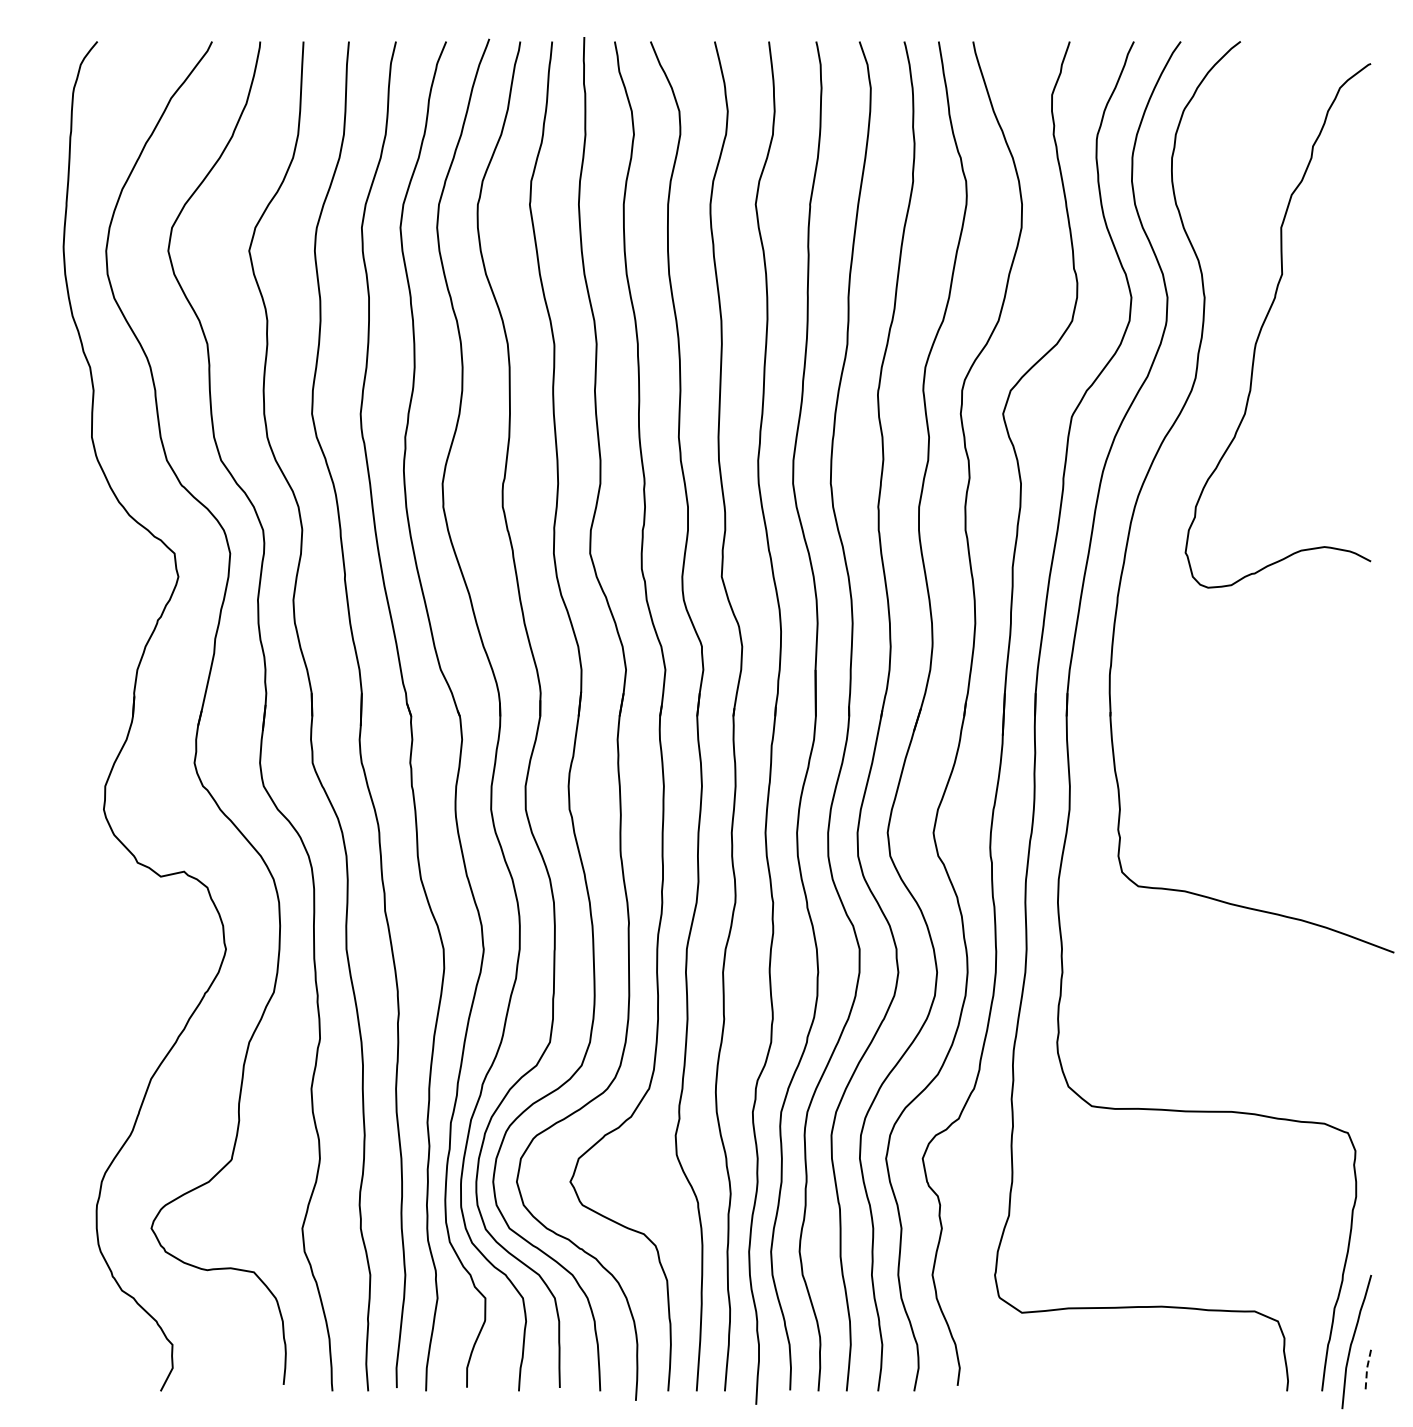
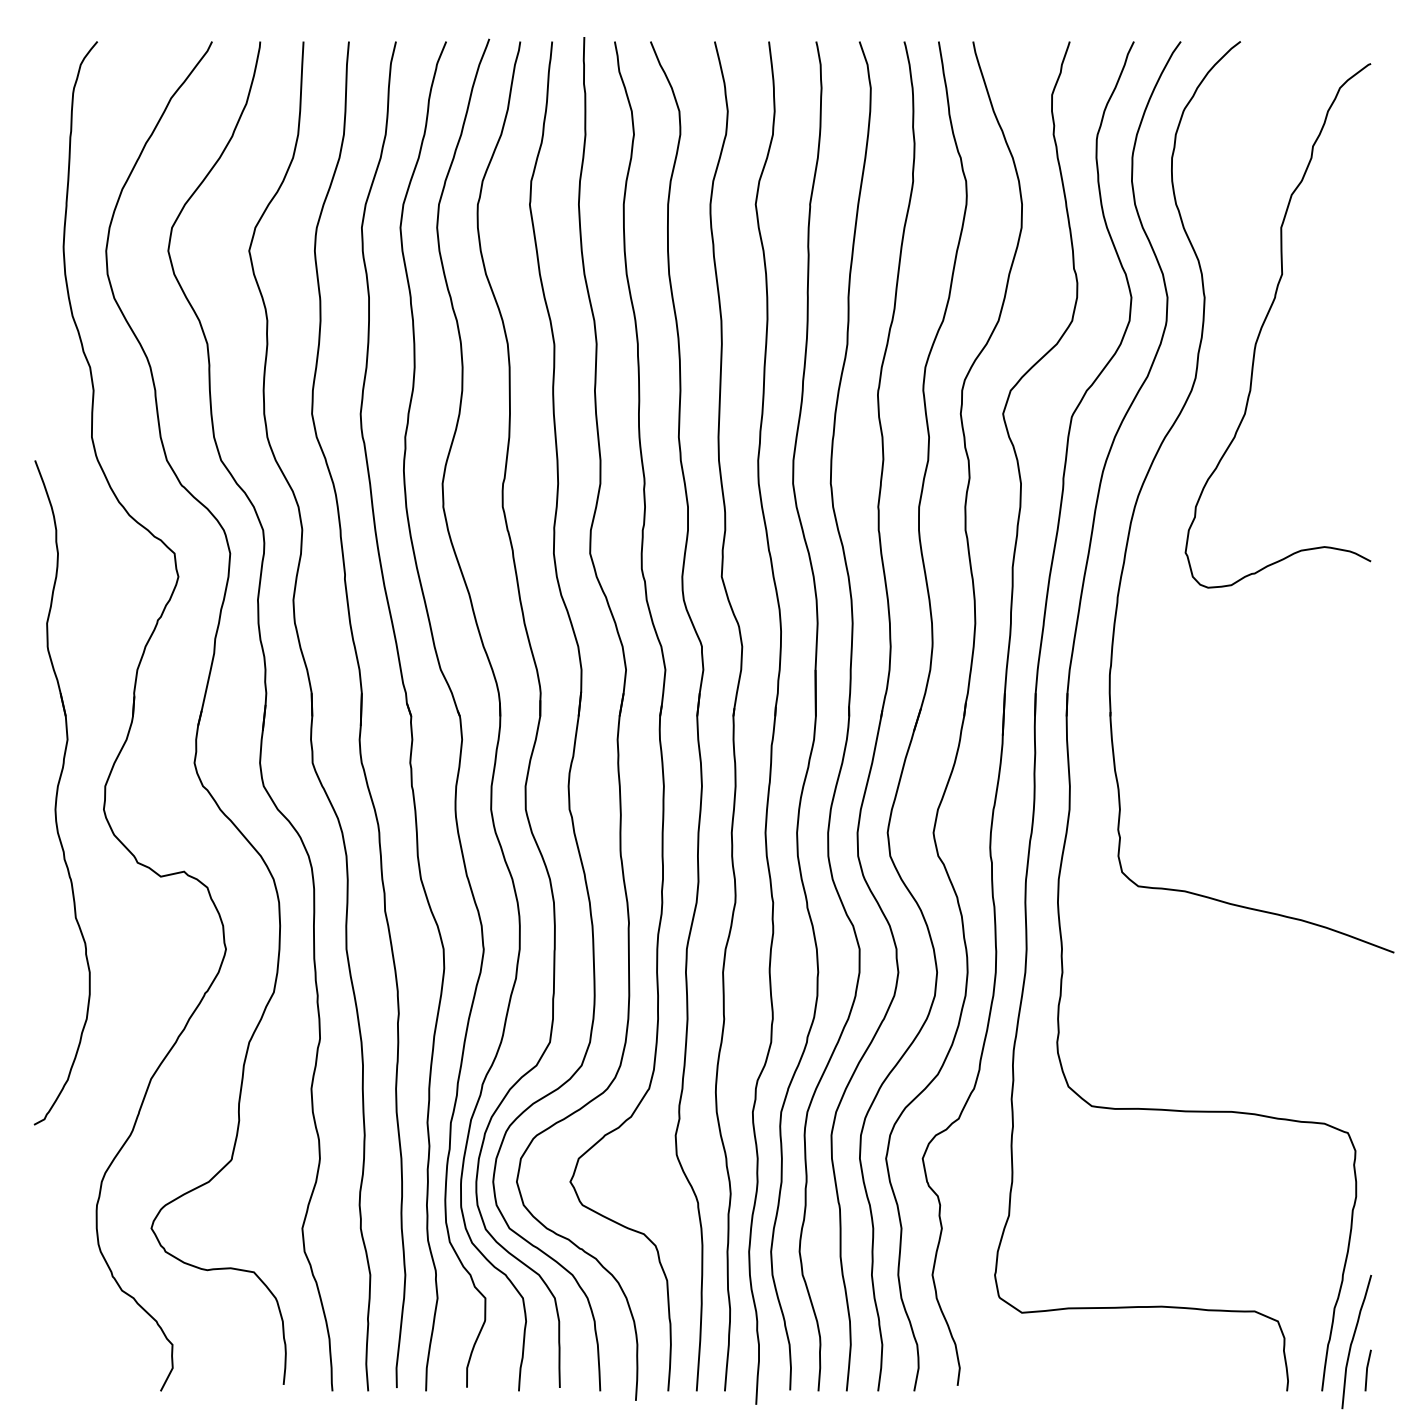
part: none -> present (61, 792)
line: dashed -> solid (1366, 1370)
